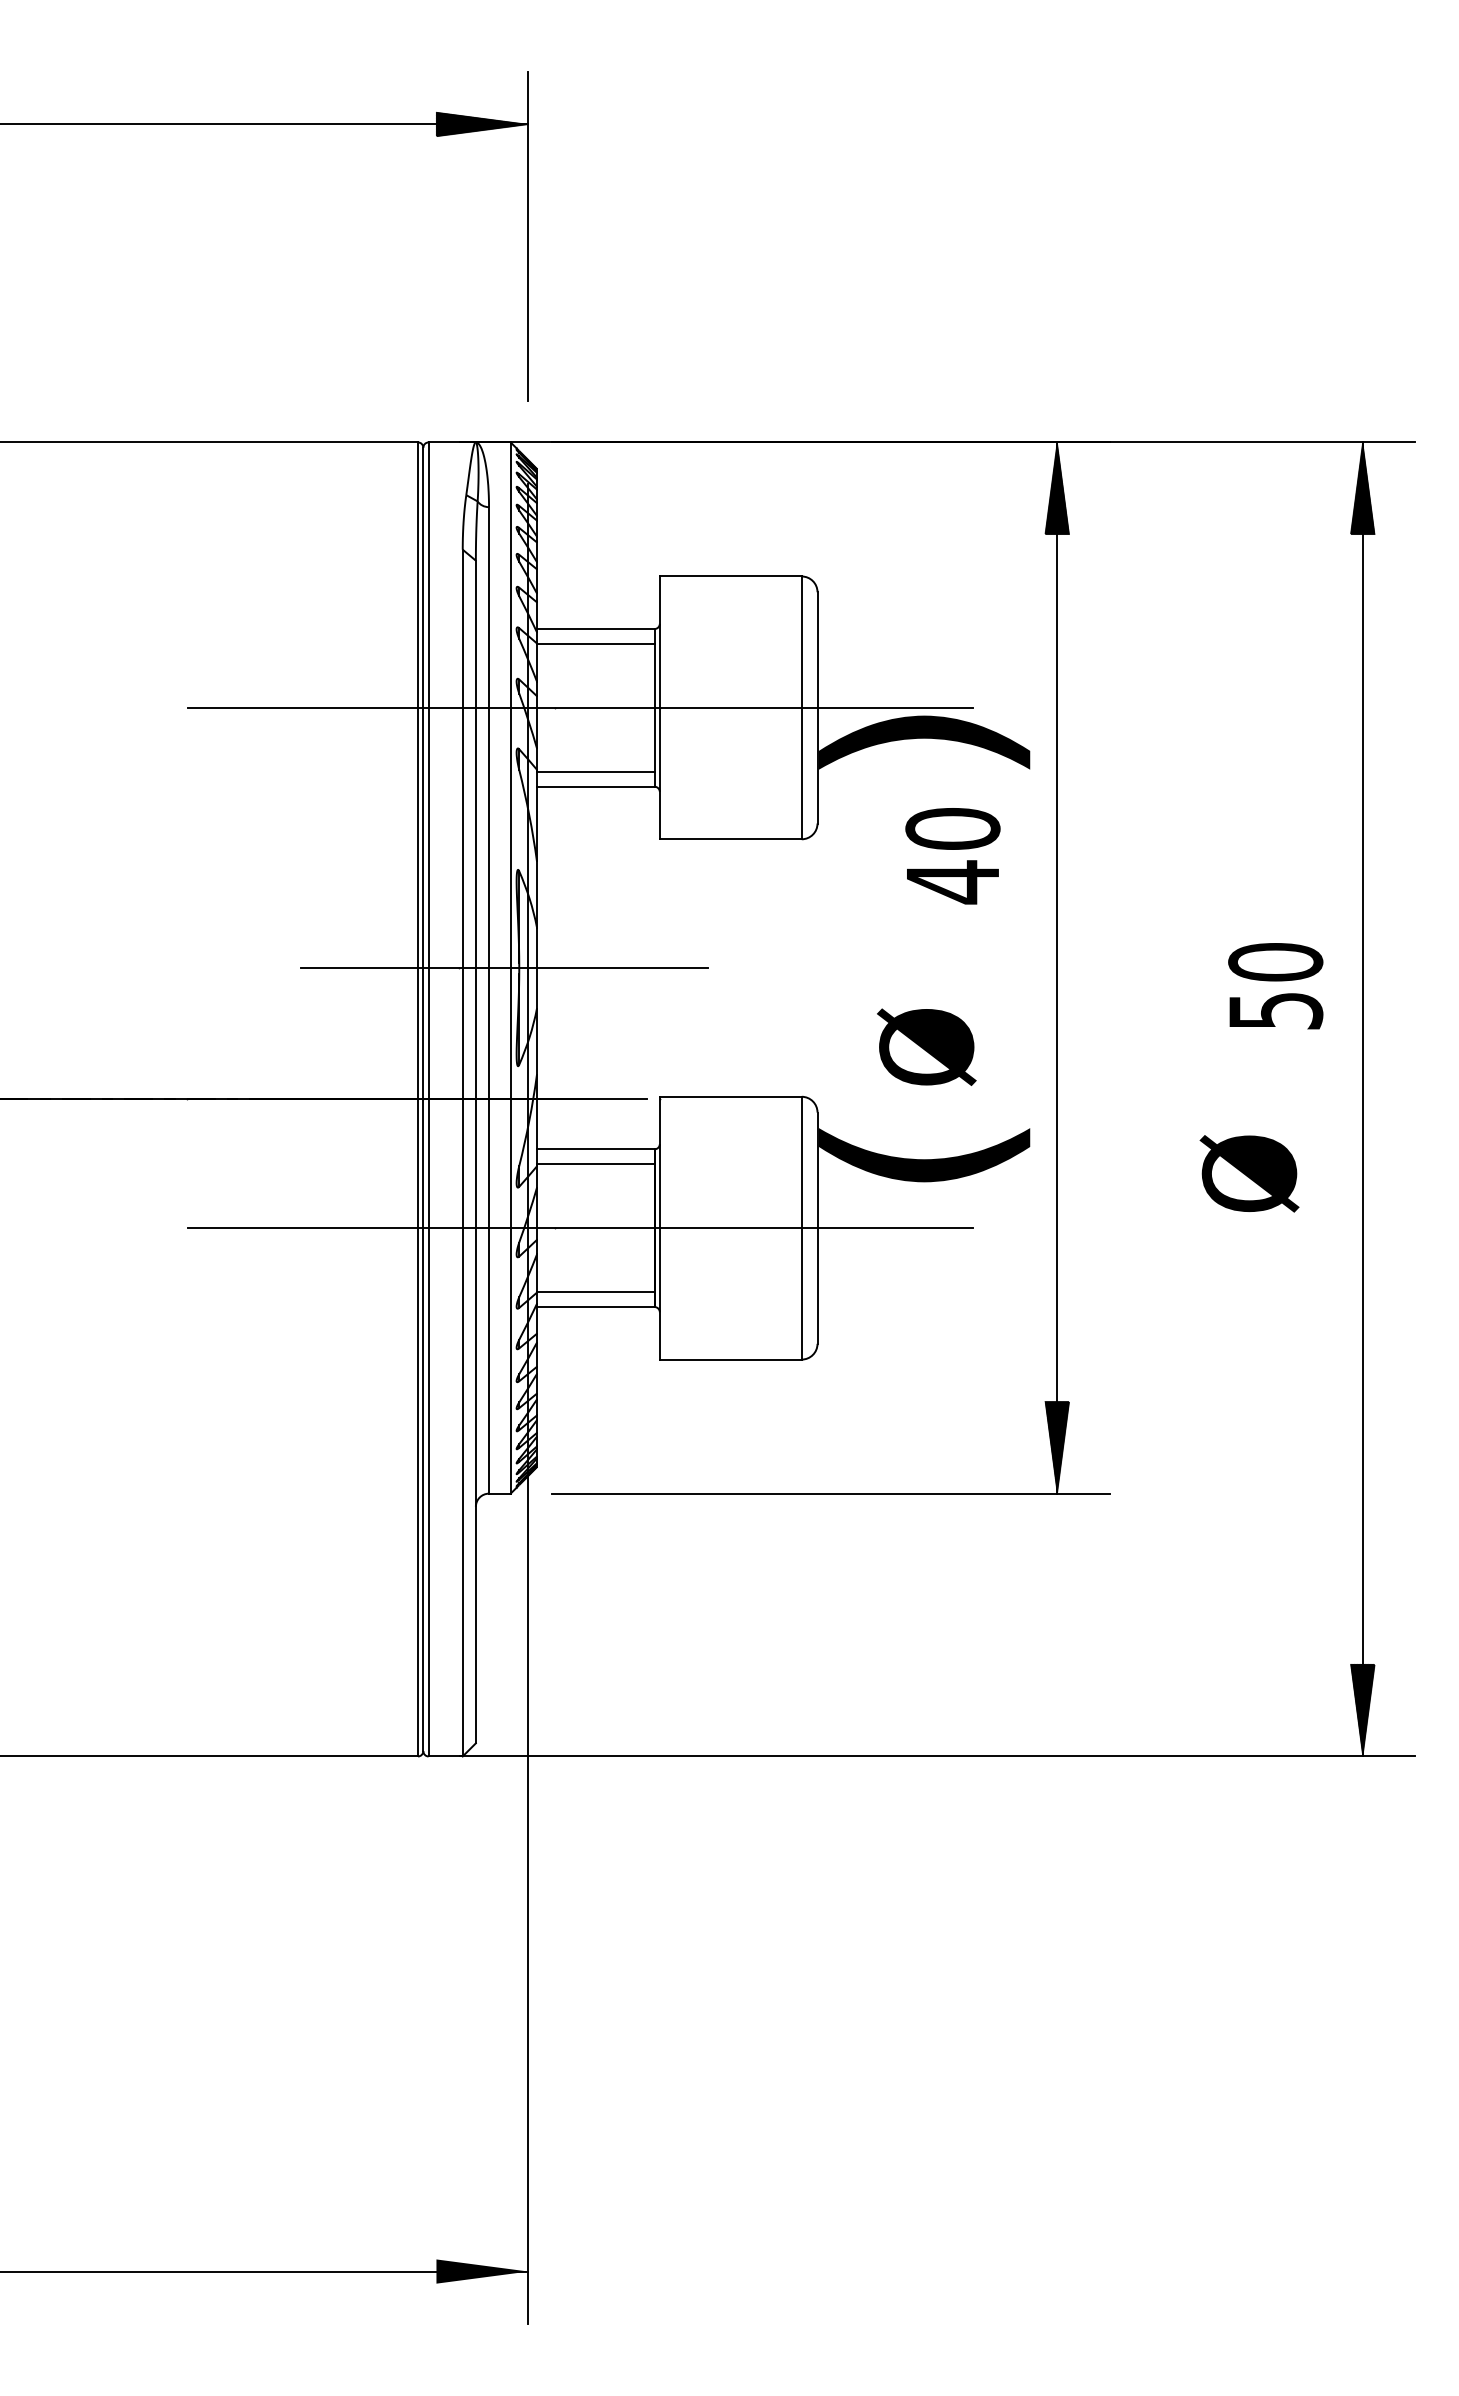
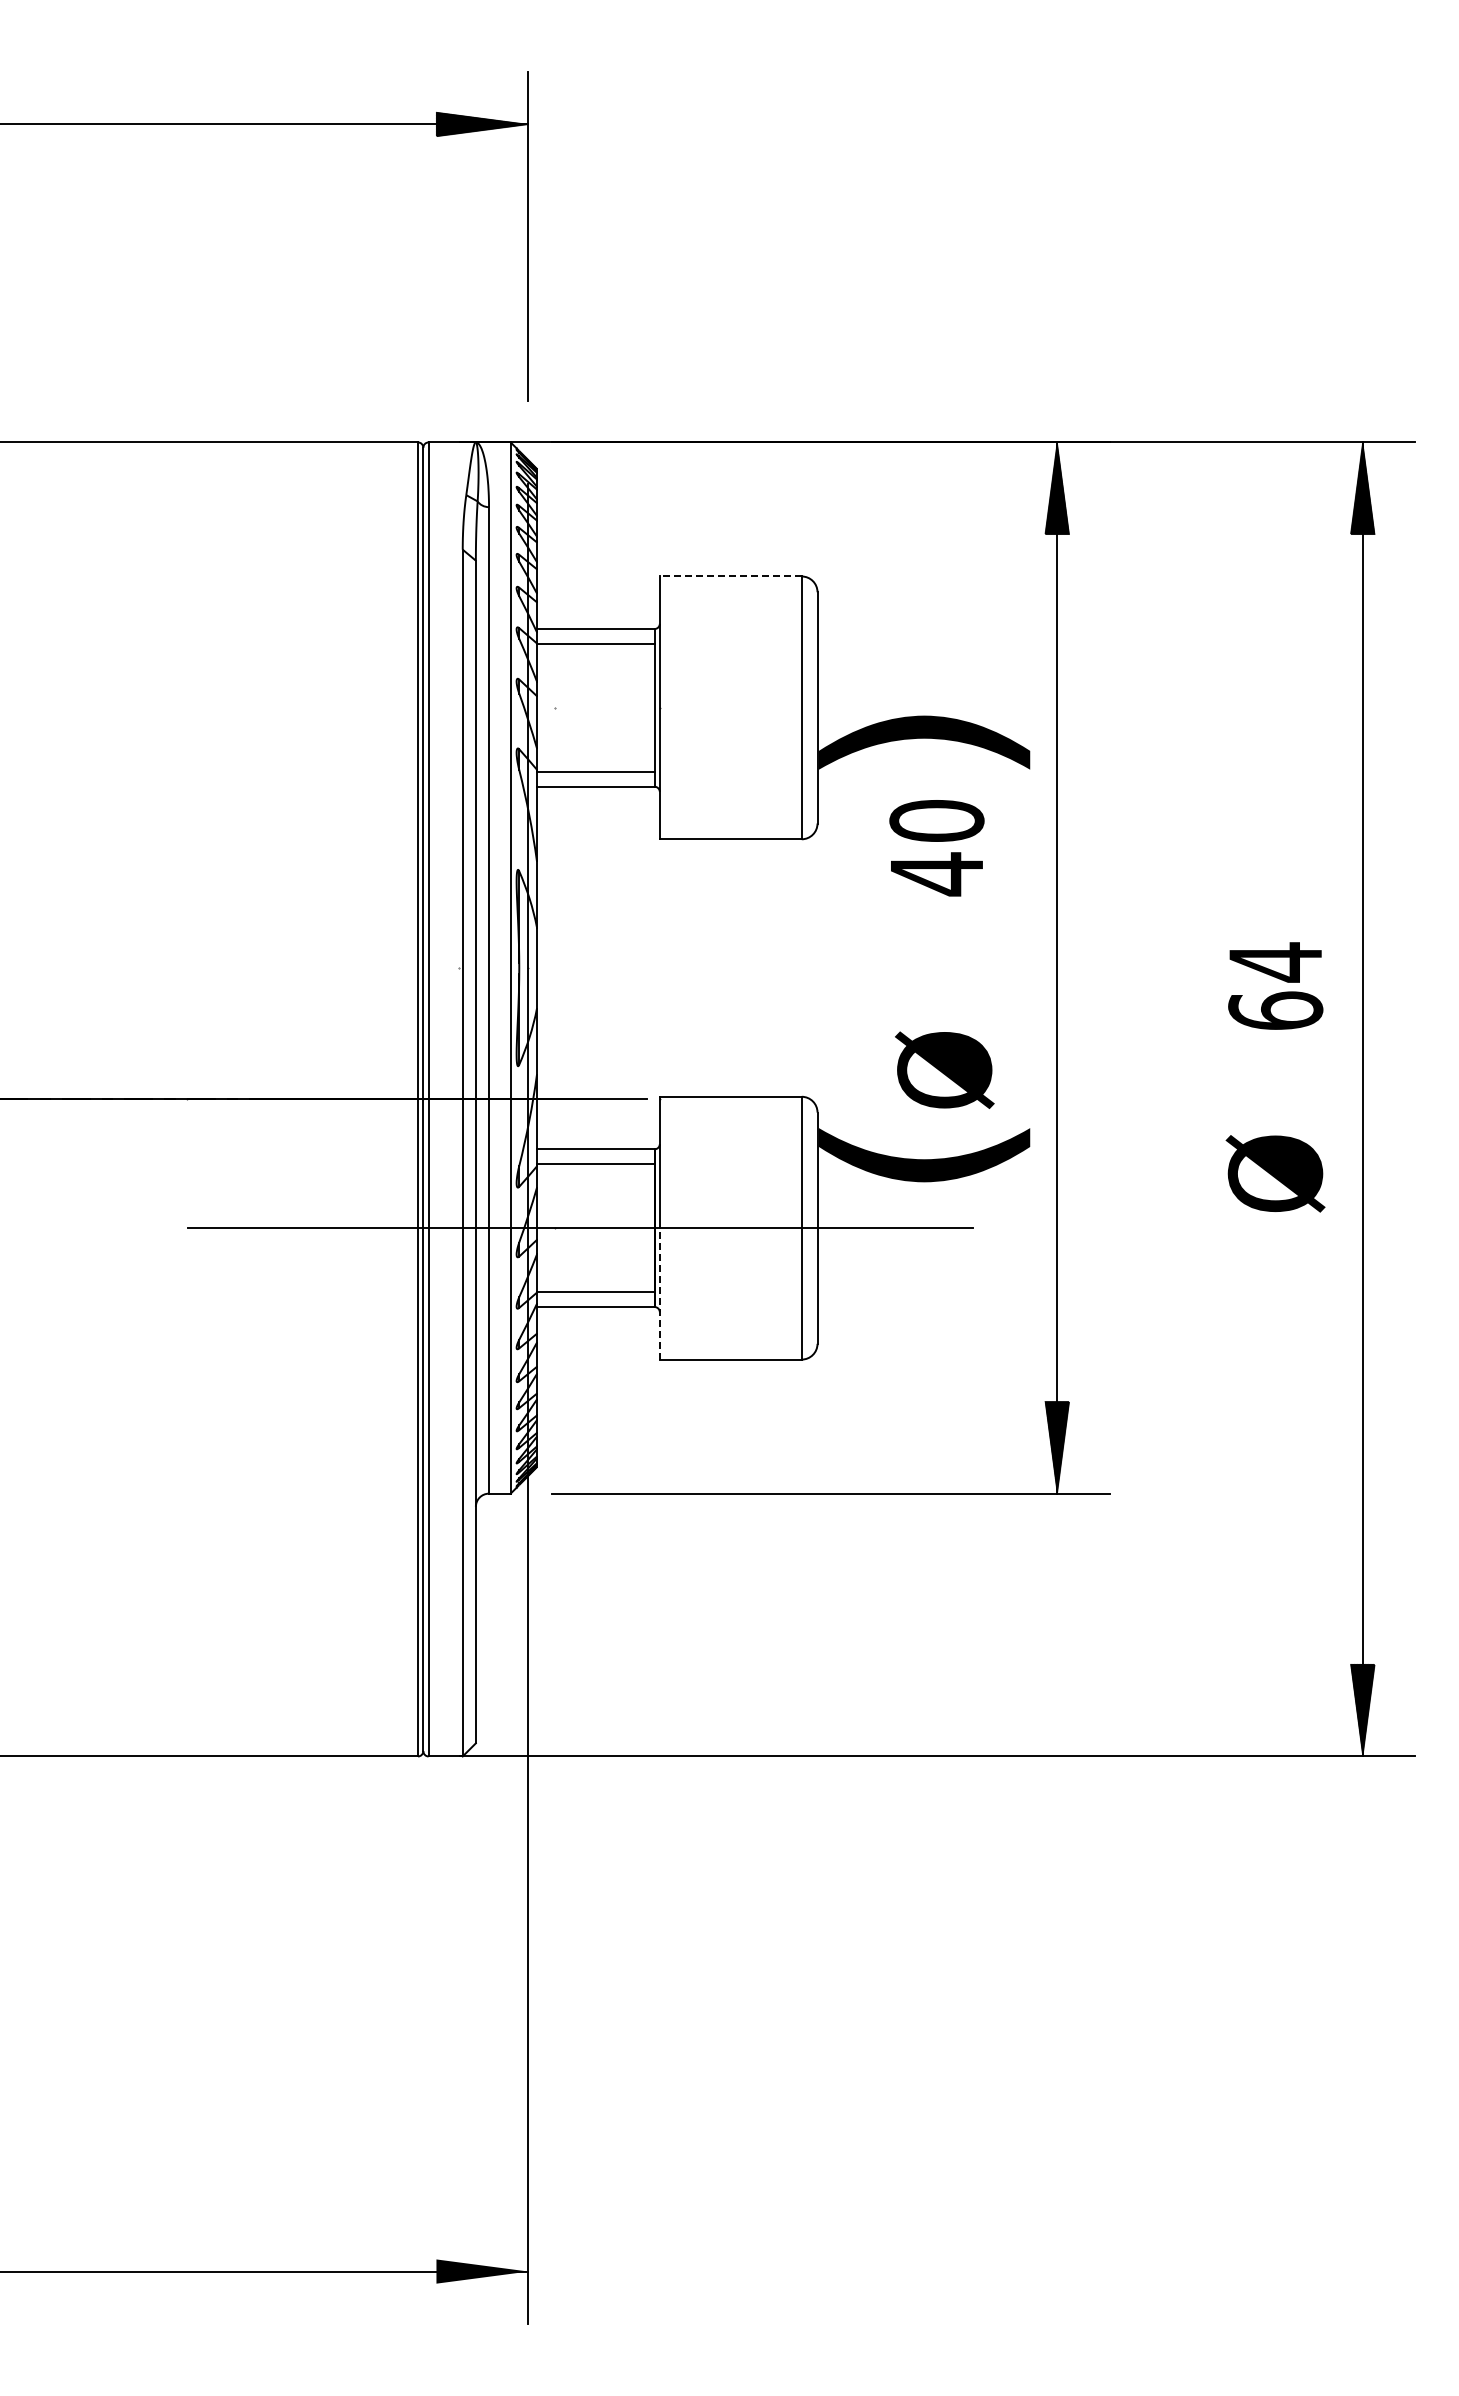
line: solid -> dashed (730, 576)
line: present -> none (580, 707)
text position: (952, 856) -> (936, 848) (936, 848)
line: present -> none (503, 968)
text: 50 -> 64 (1275, 985)
text position: (926, 1046) -> (944, 1069) (944, 1069)
text position: (1249, 1173) -> (1275, 1173) (1275, 1173)
line: solid -> dashed (659, 1293)
